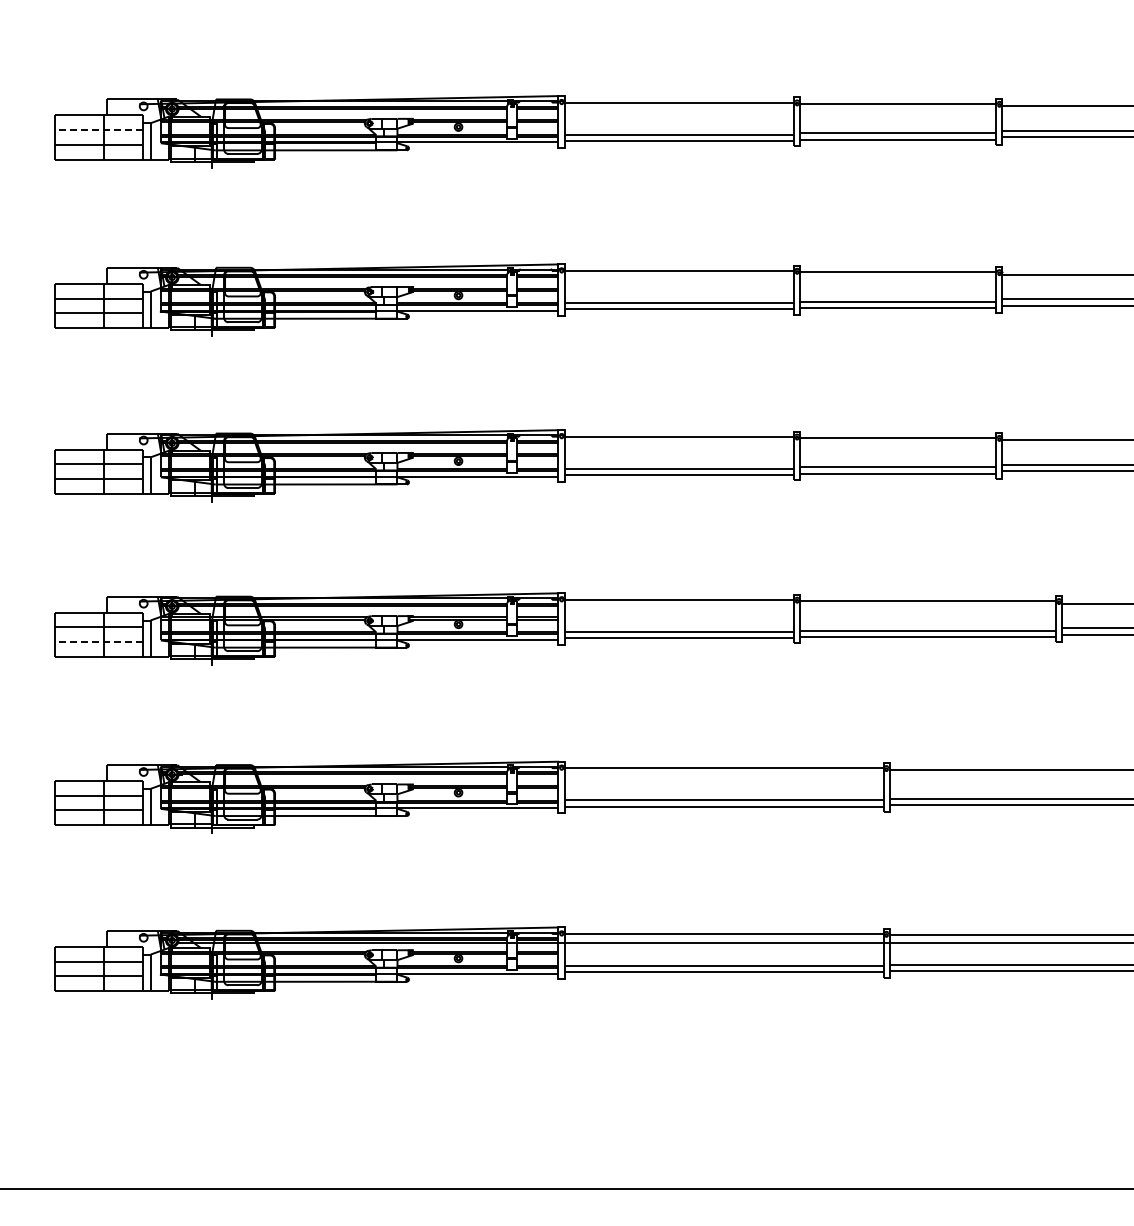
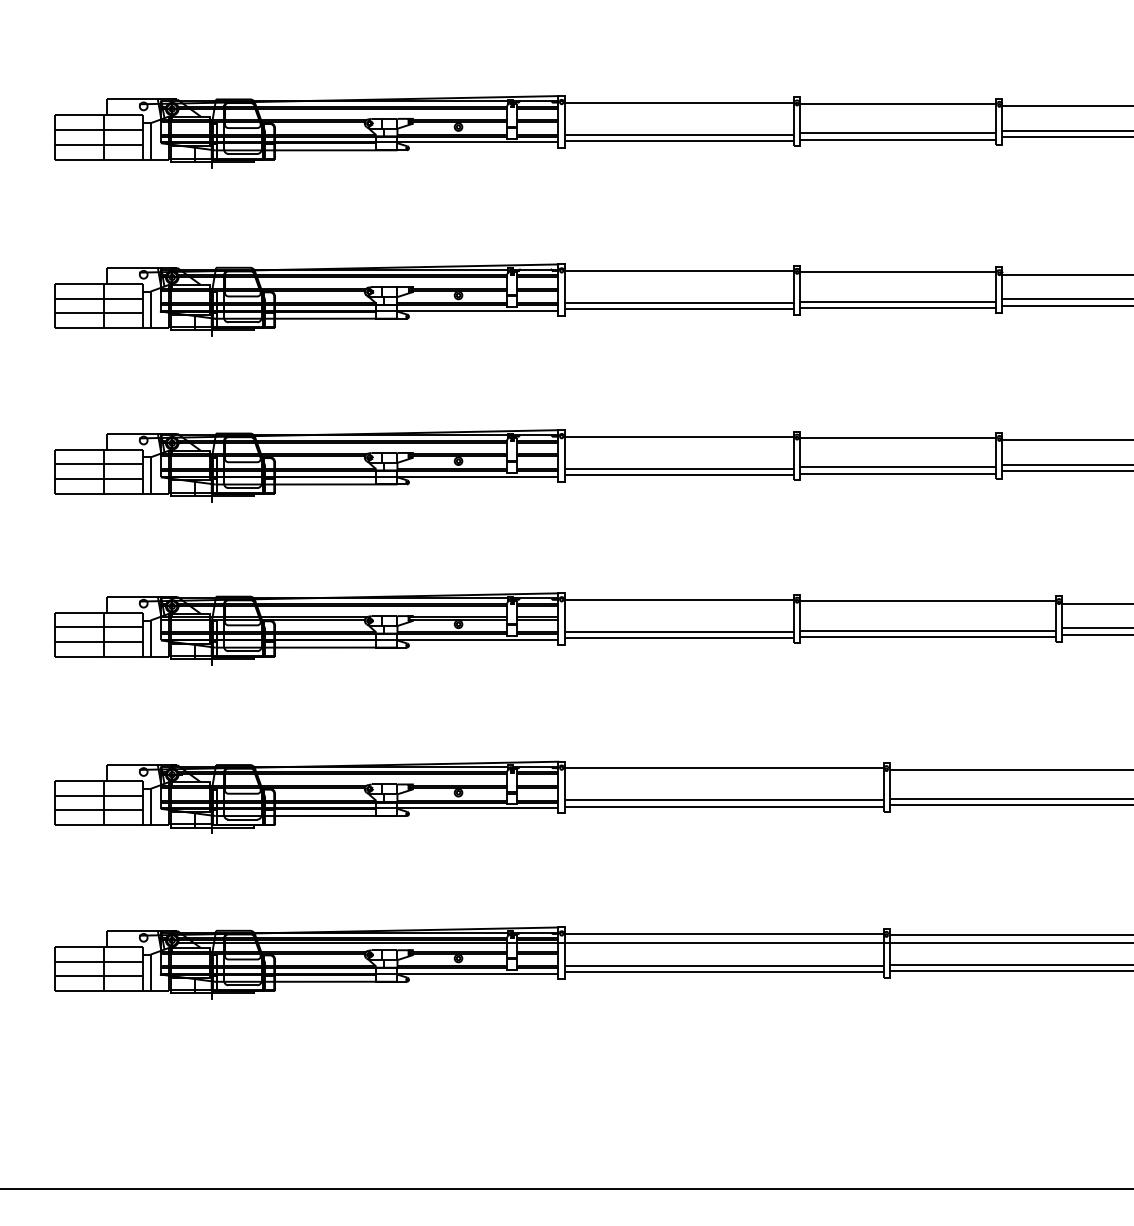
line: dashed -> solid (98, 130)
line: dashed -> solid (98, 642)
